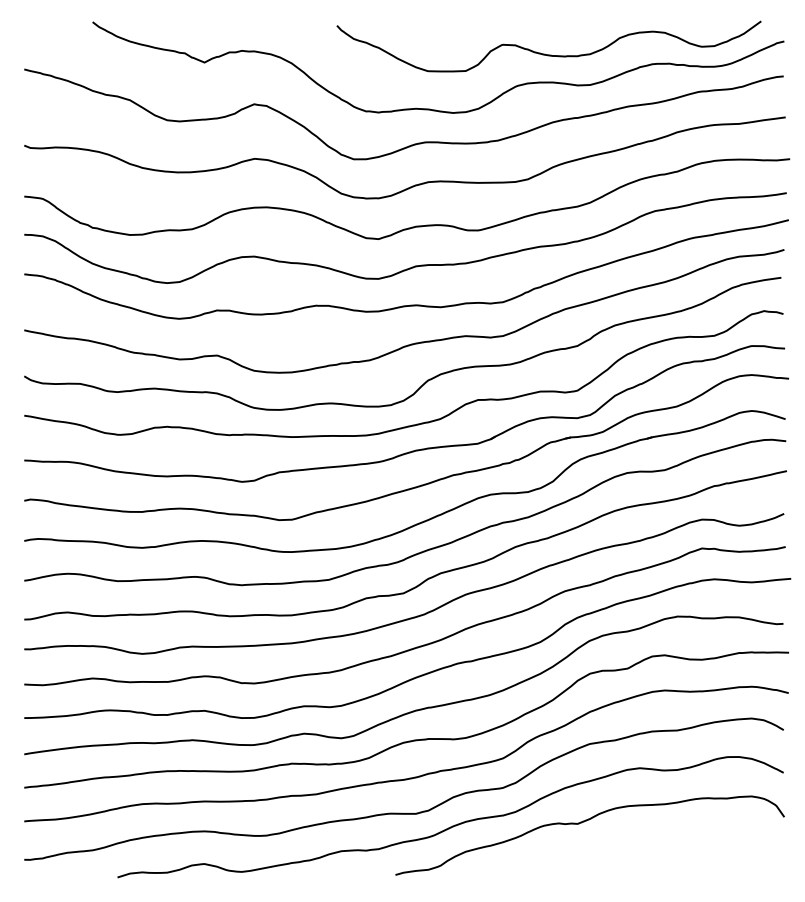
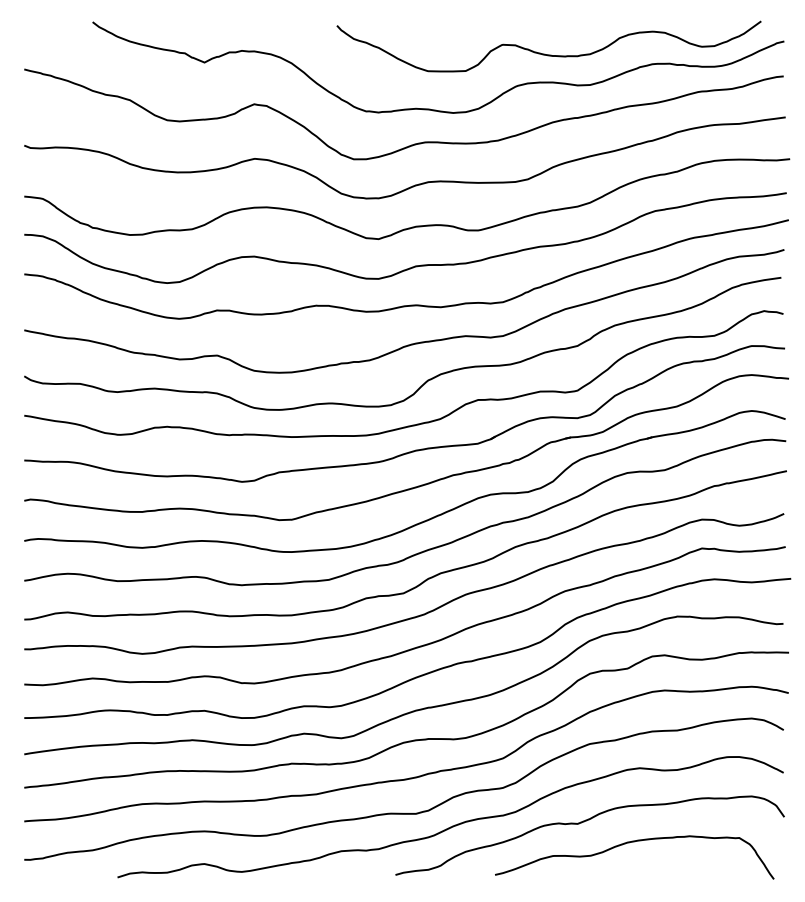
curve: none -> present (629, 843)
